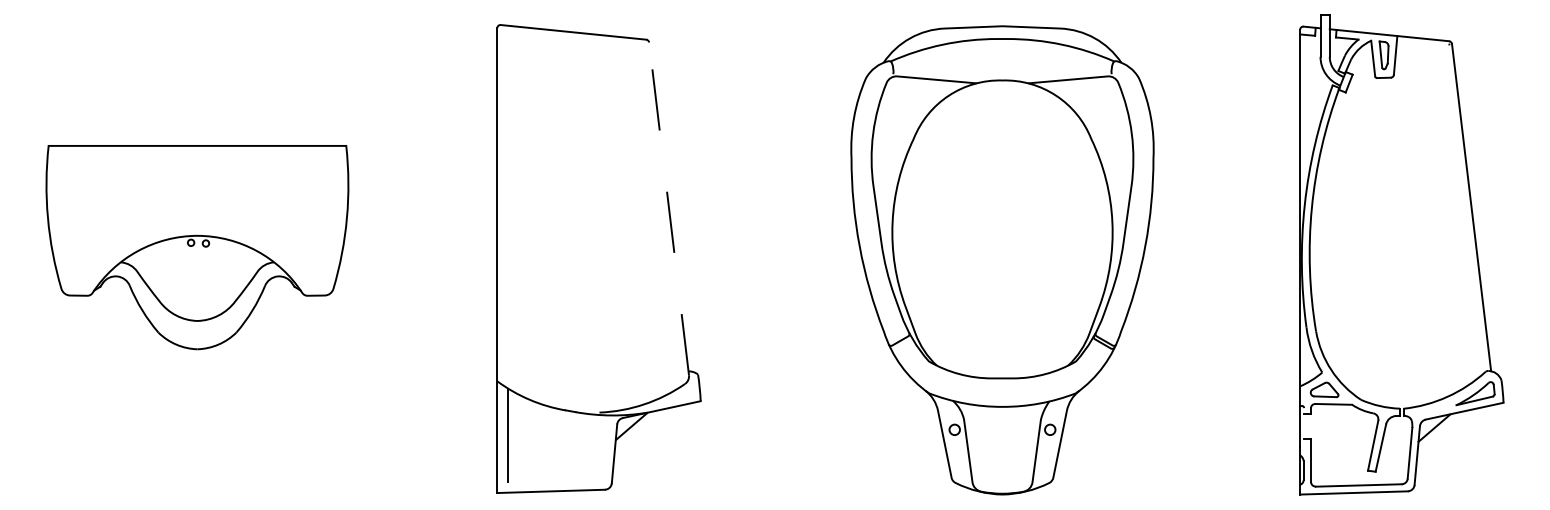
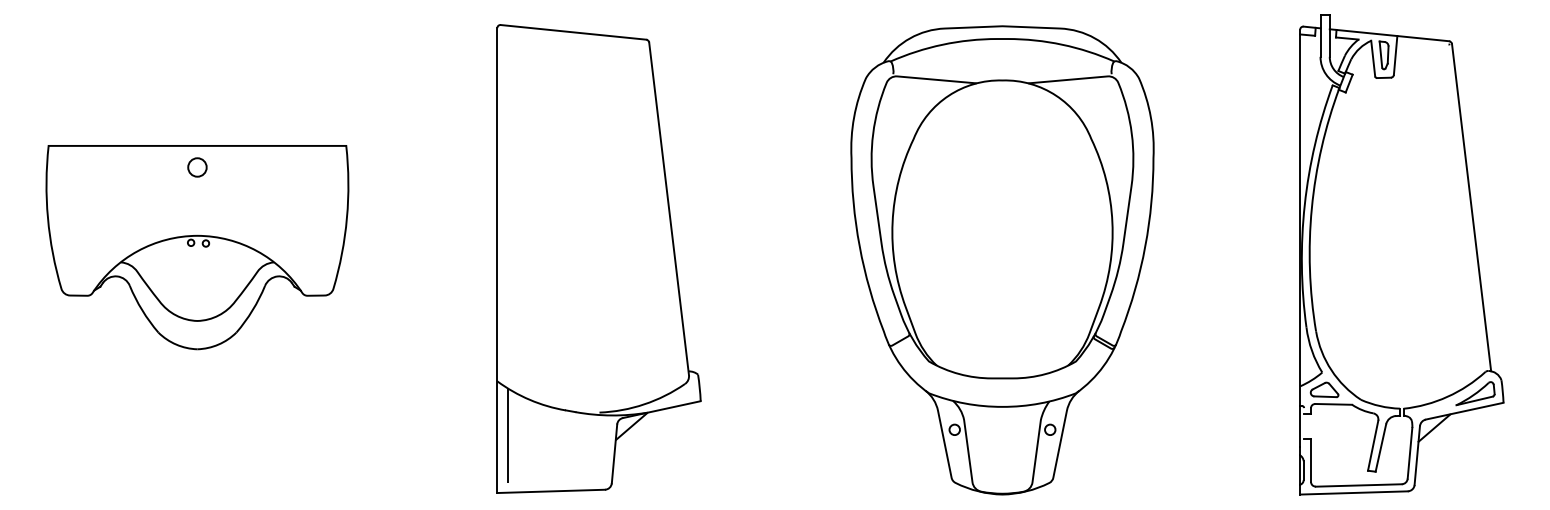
circle: none -> present (197, 167)
line: dashed -> solid (669, 208)
